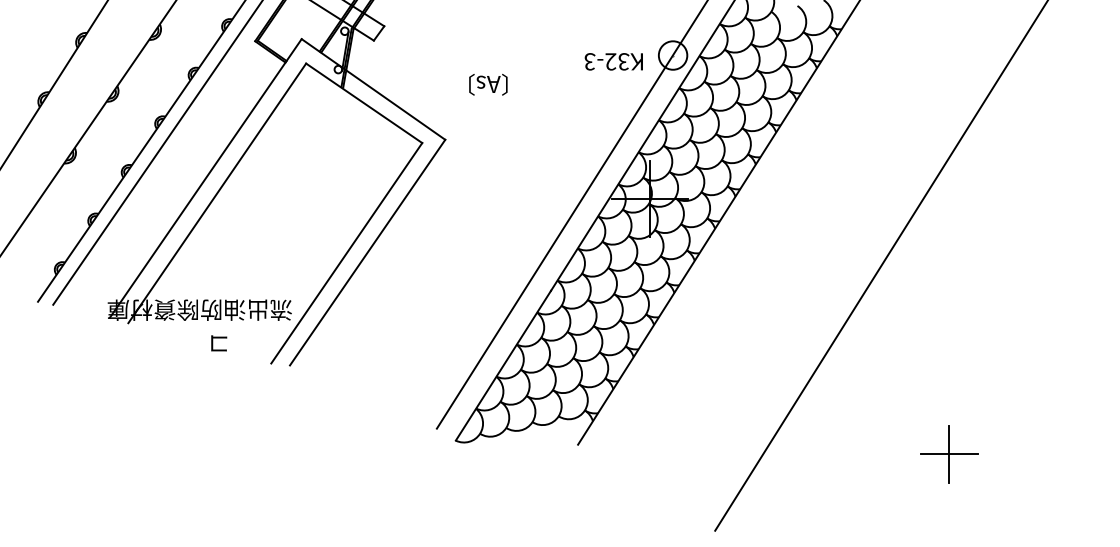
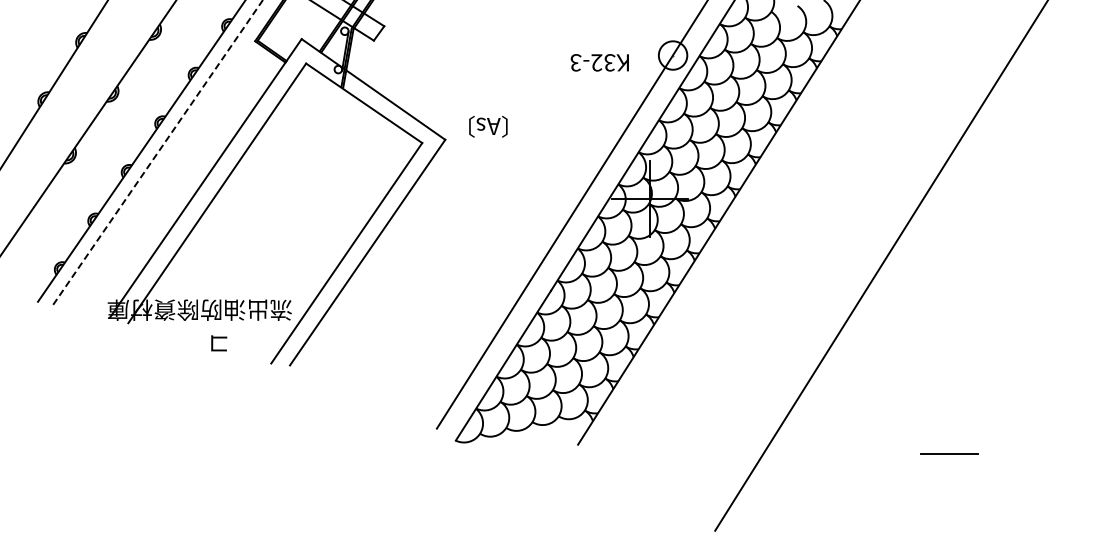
text position: (613, 61) -> (599, 62) (599, 62)
text position: (488, 84) -> (488, 126) (488, 126)
line: solid -> dashed (157, 152)
line: present -> none (949, 453)
